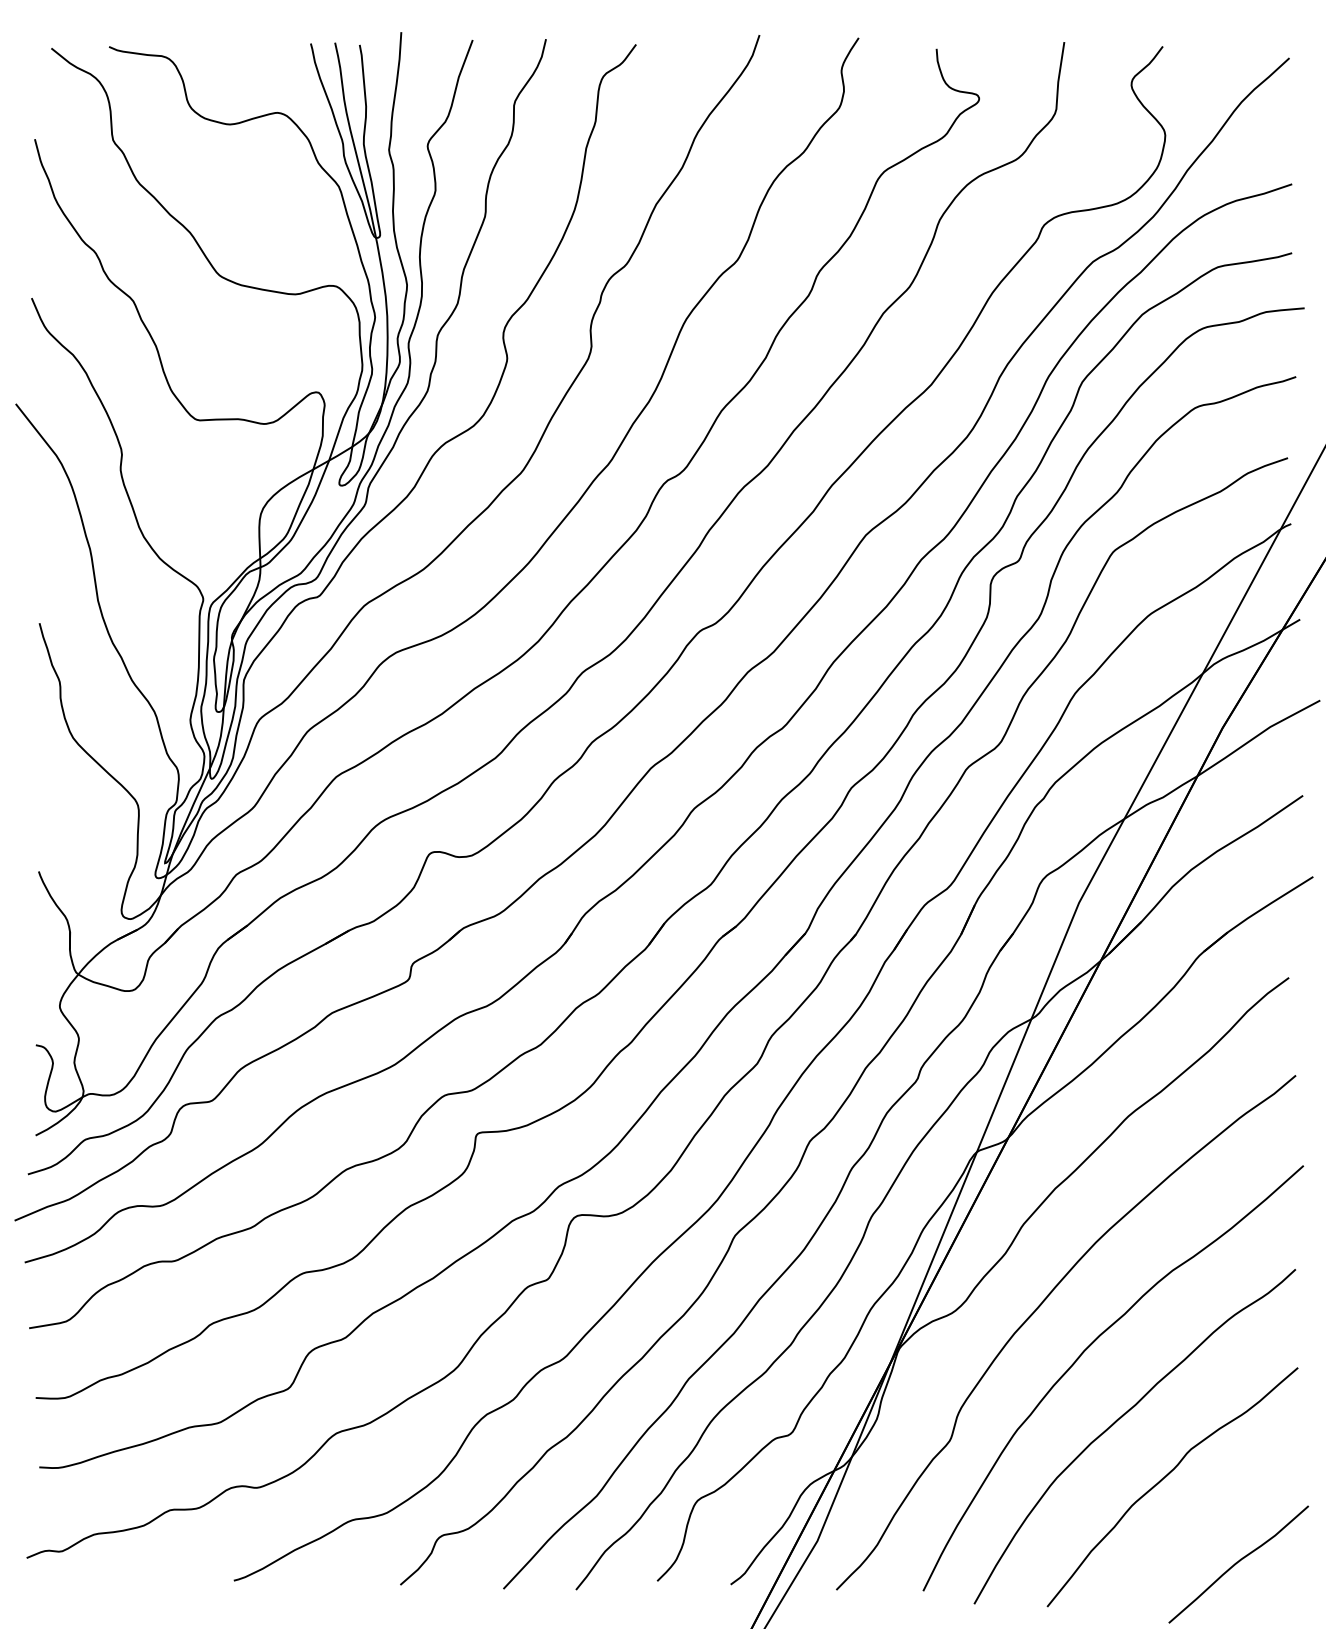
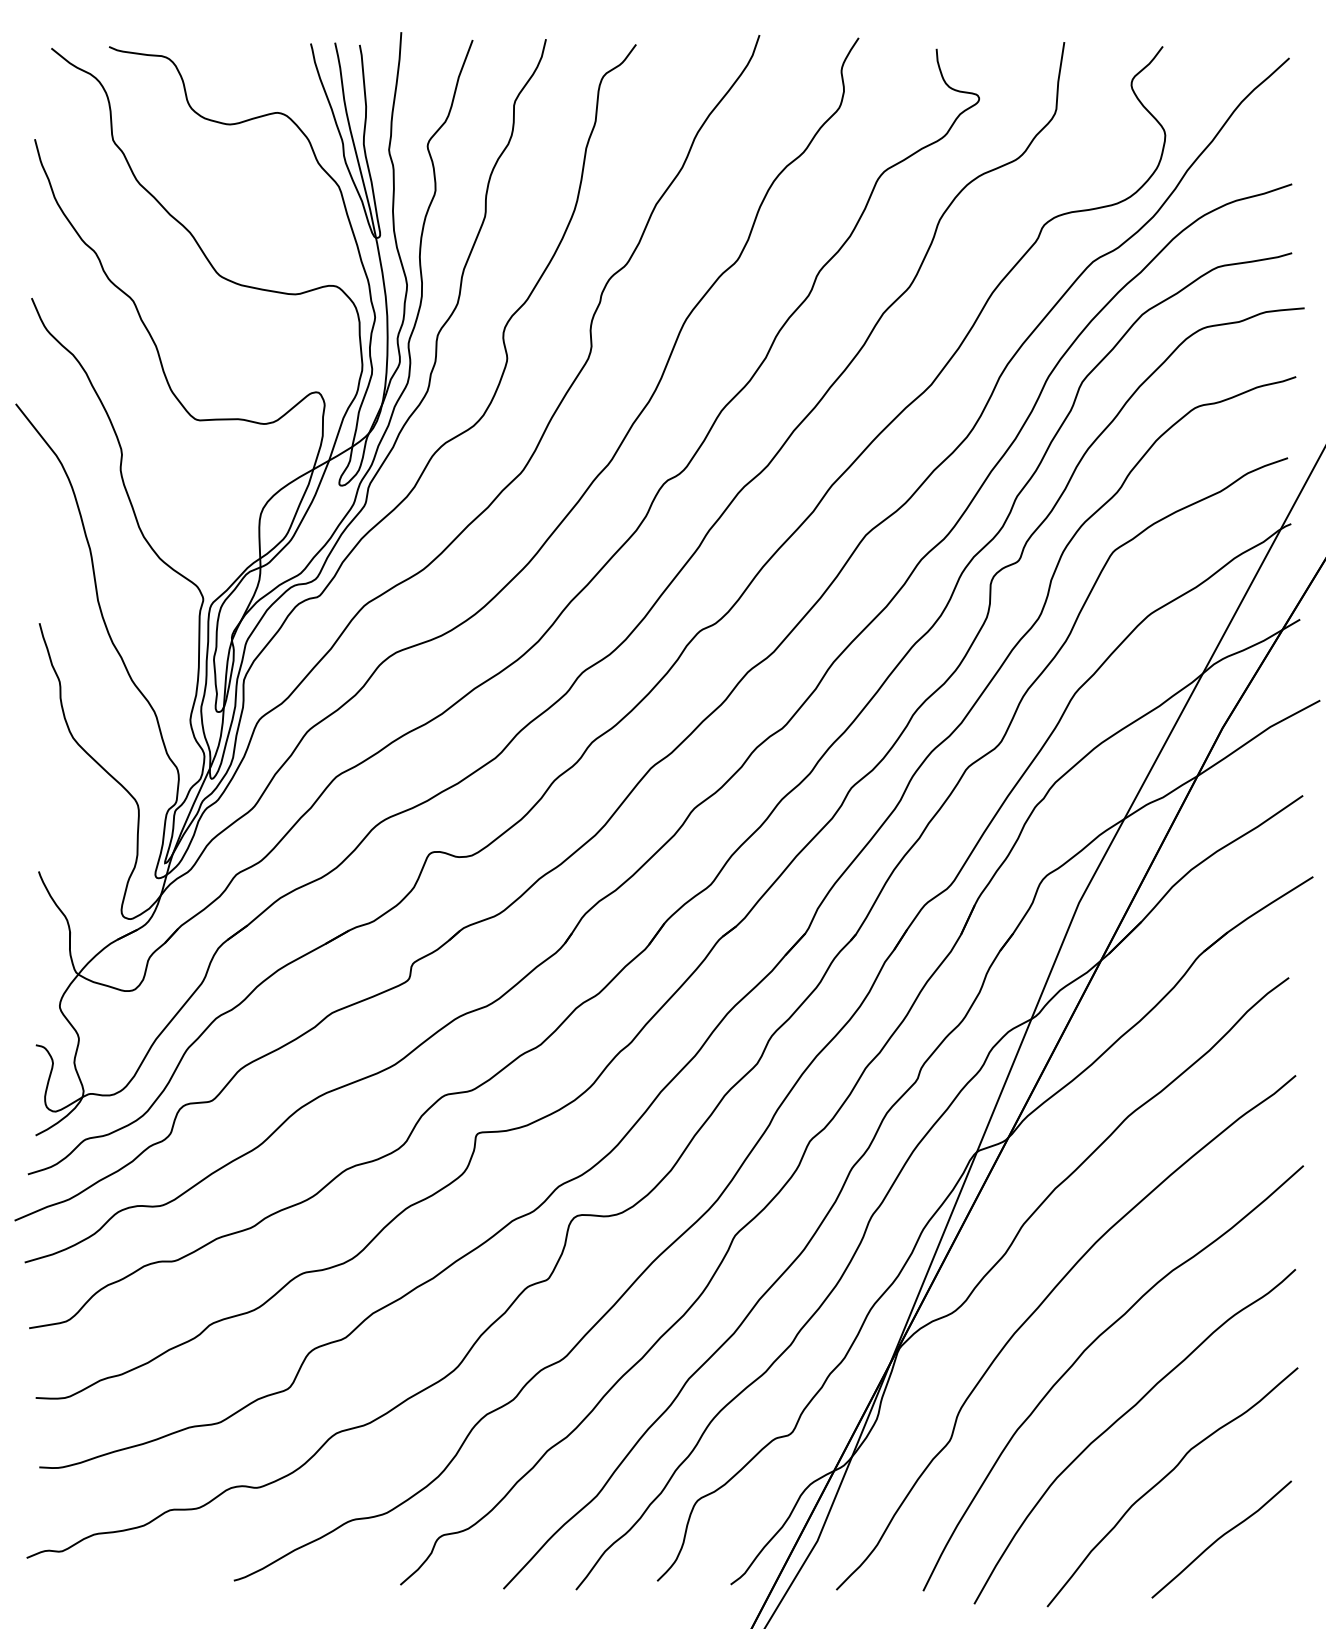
curve position: (1237, 1563) -> (1220, 1538) (1220, 1538)
